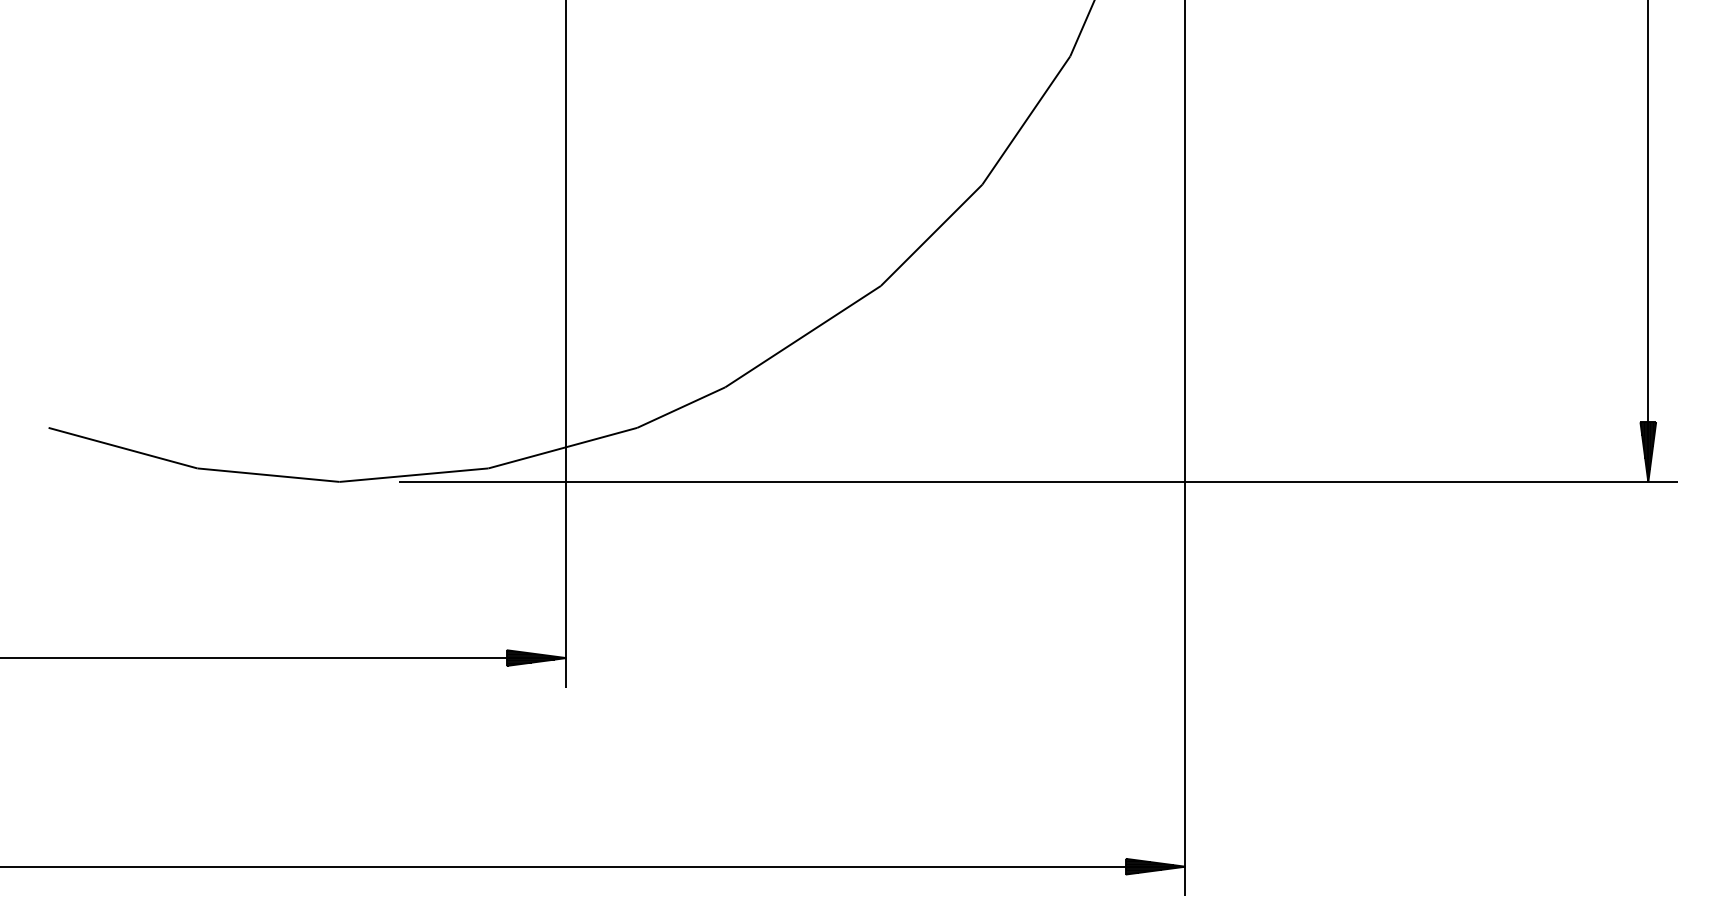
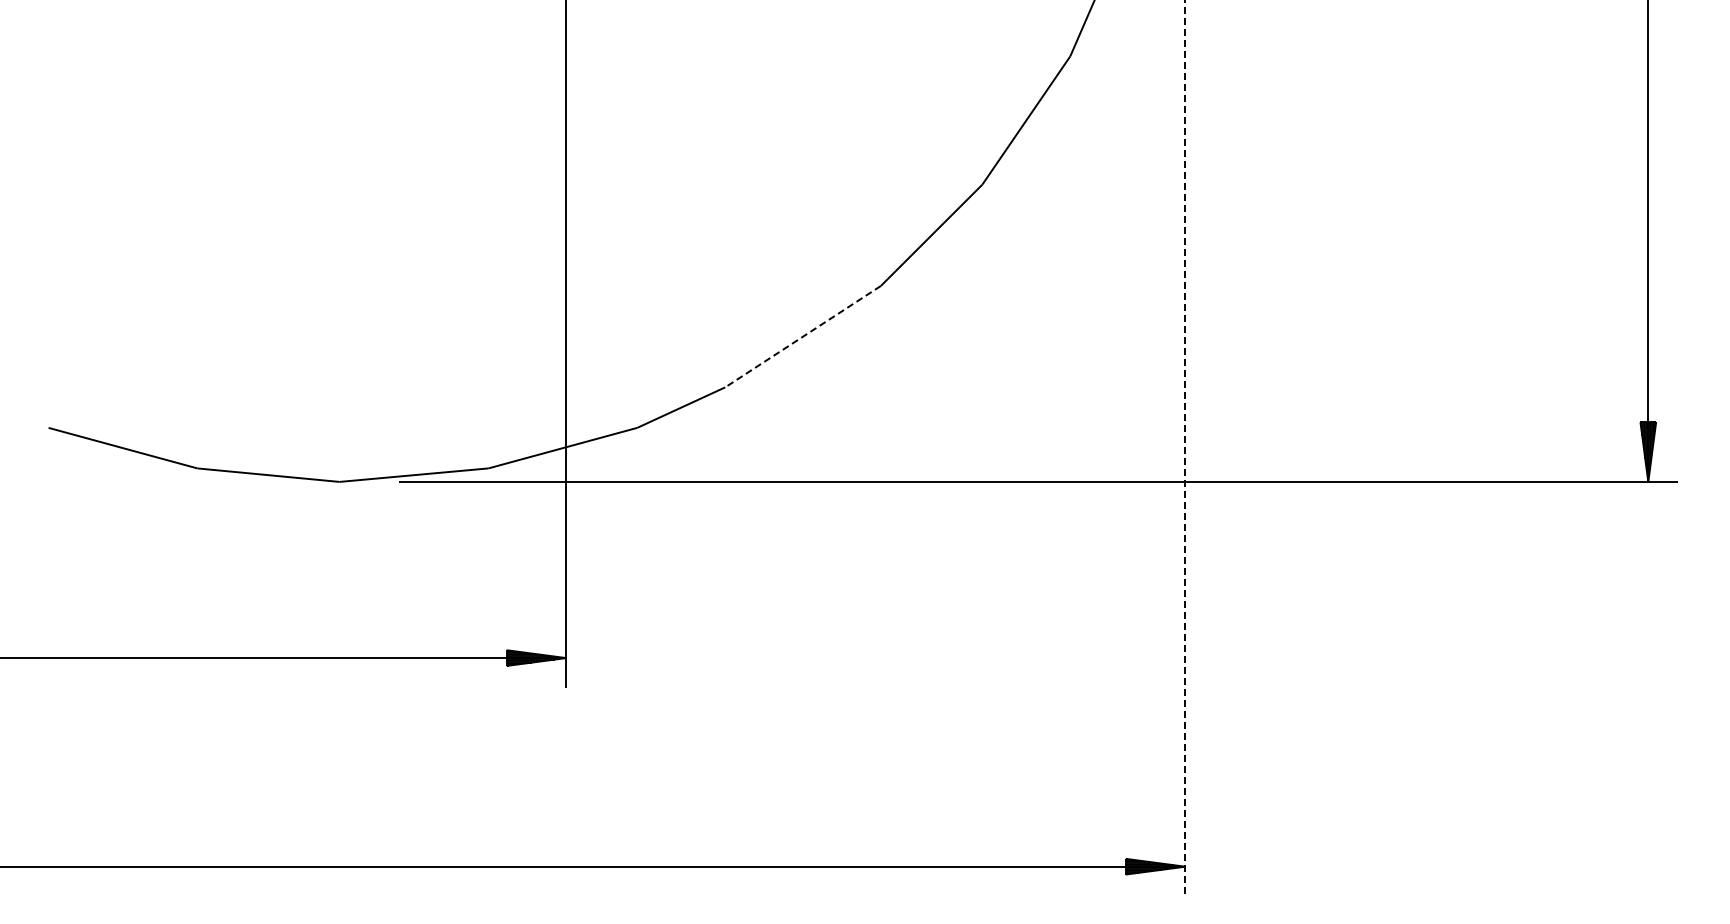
line: solid -> dashed (803, 336)
line: solid -> dashed (1185, 448)
